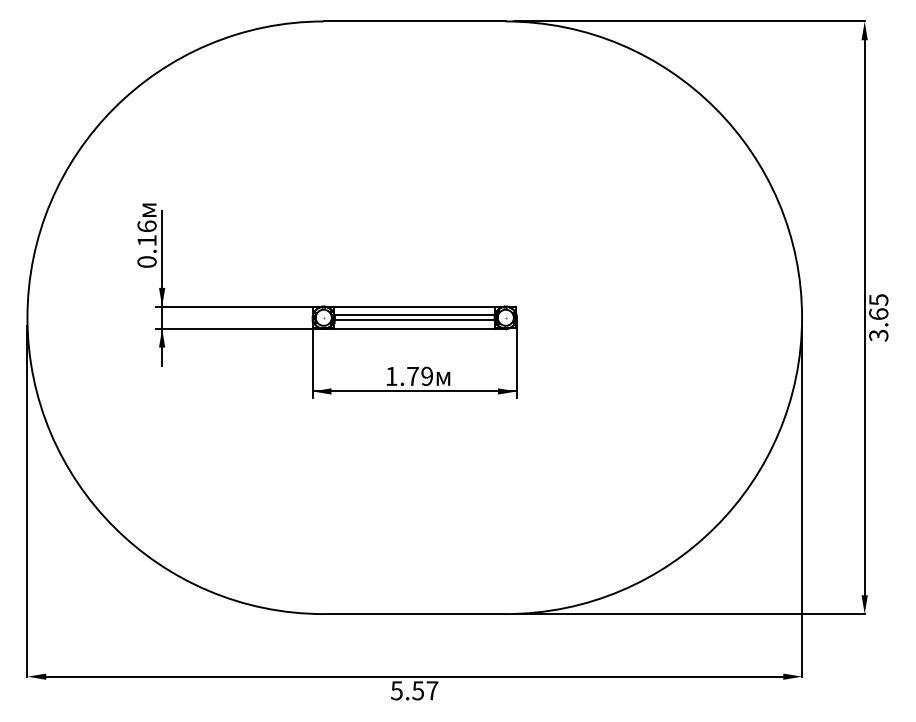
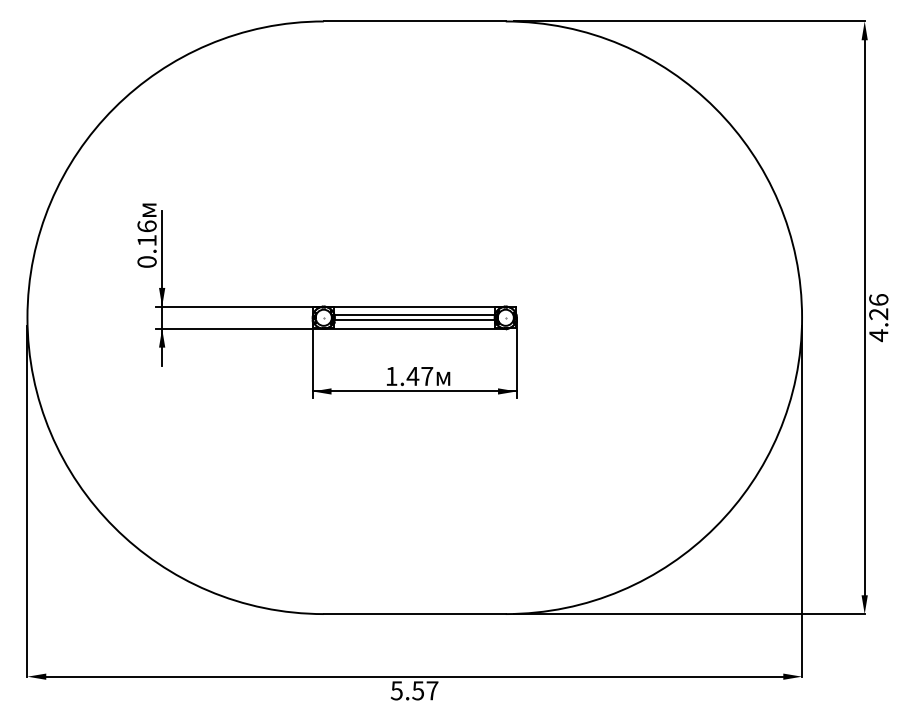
text: 3.65 -> 4.26 (878, 318)
text: 1.79 -> 1.47 (419, 376)
